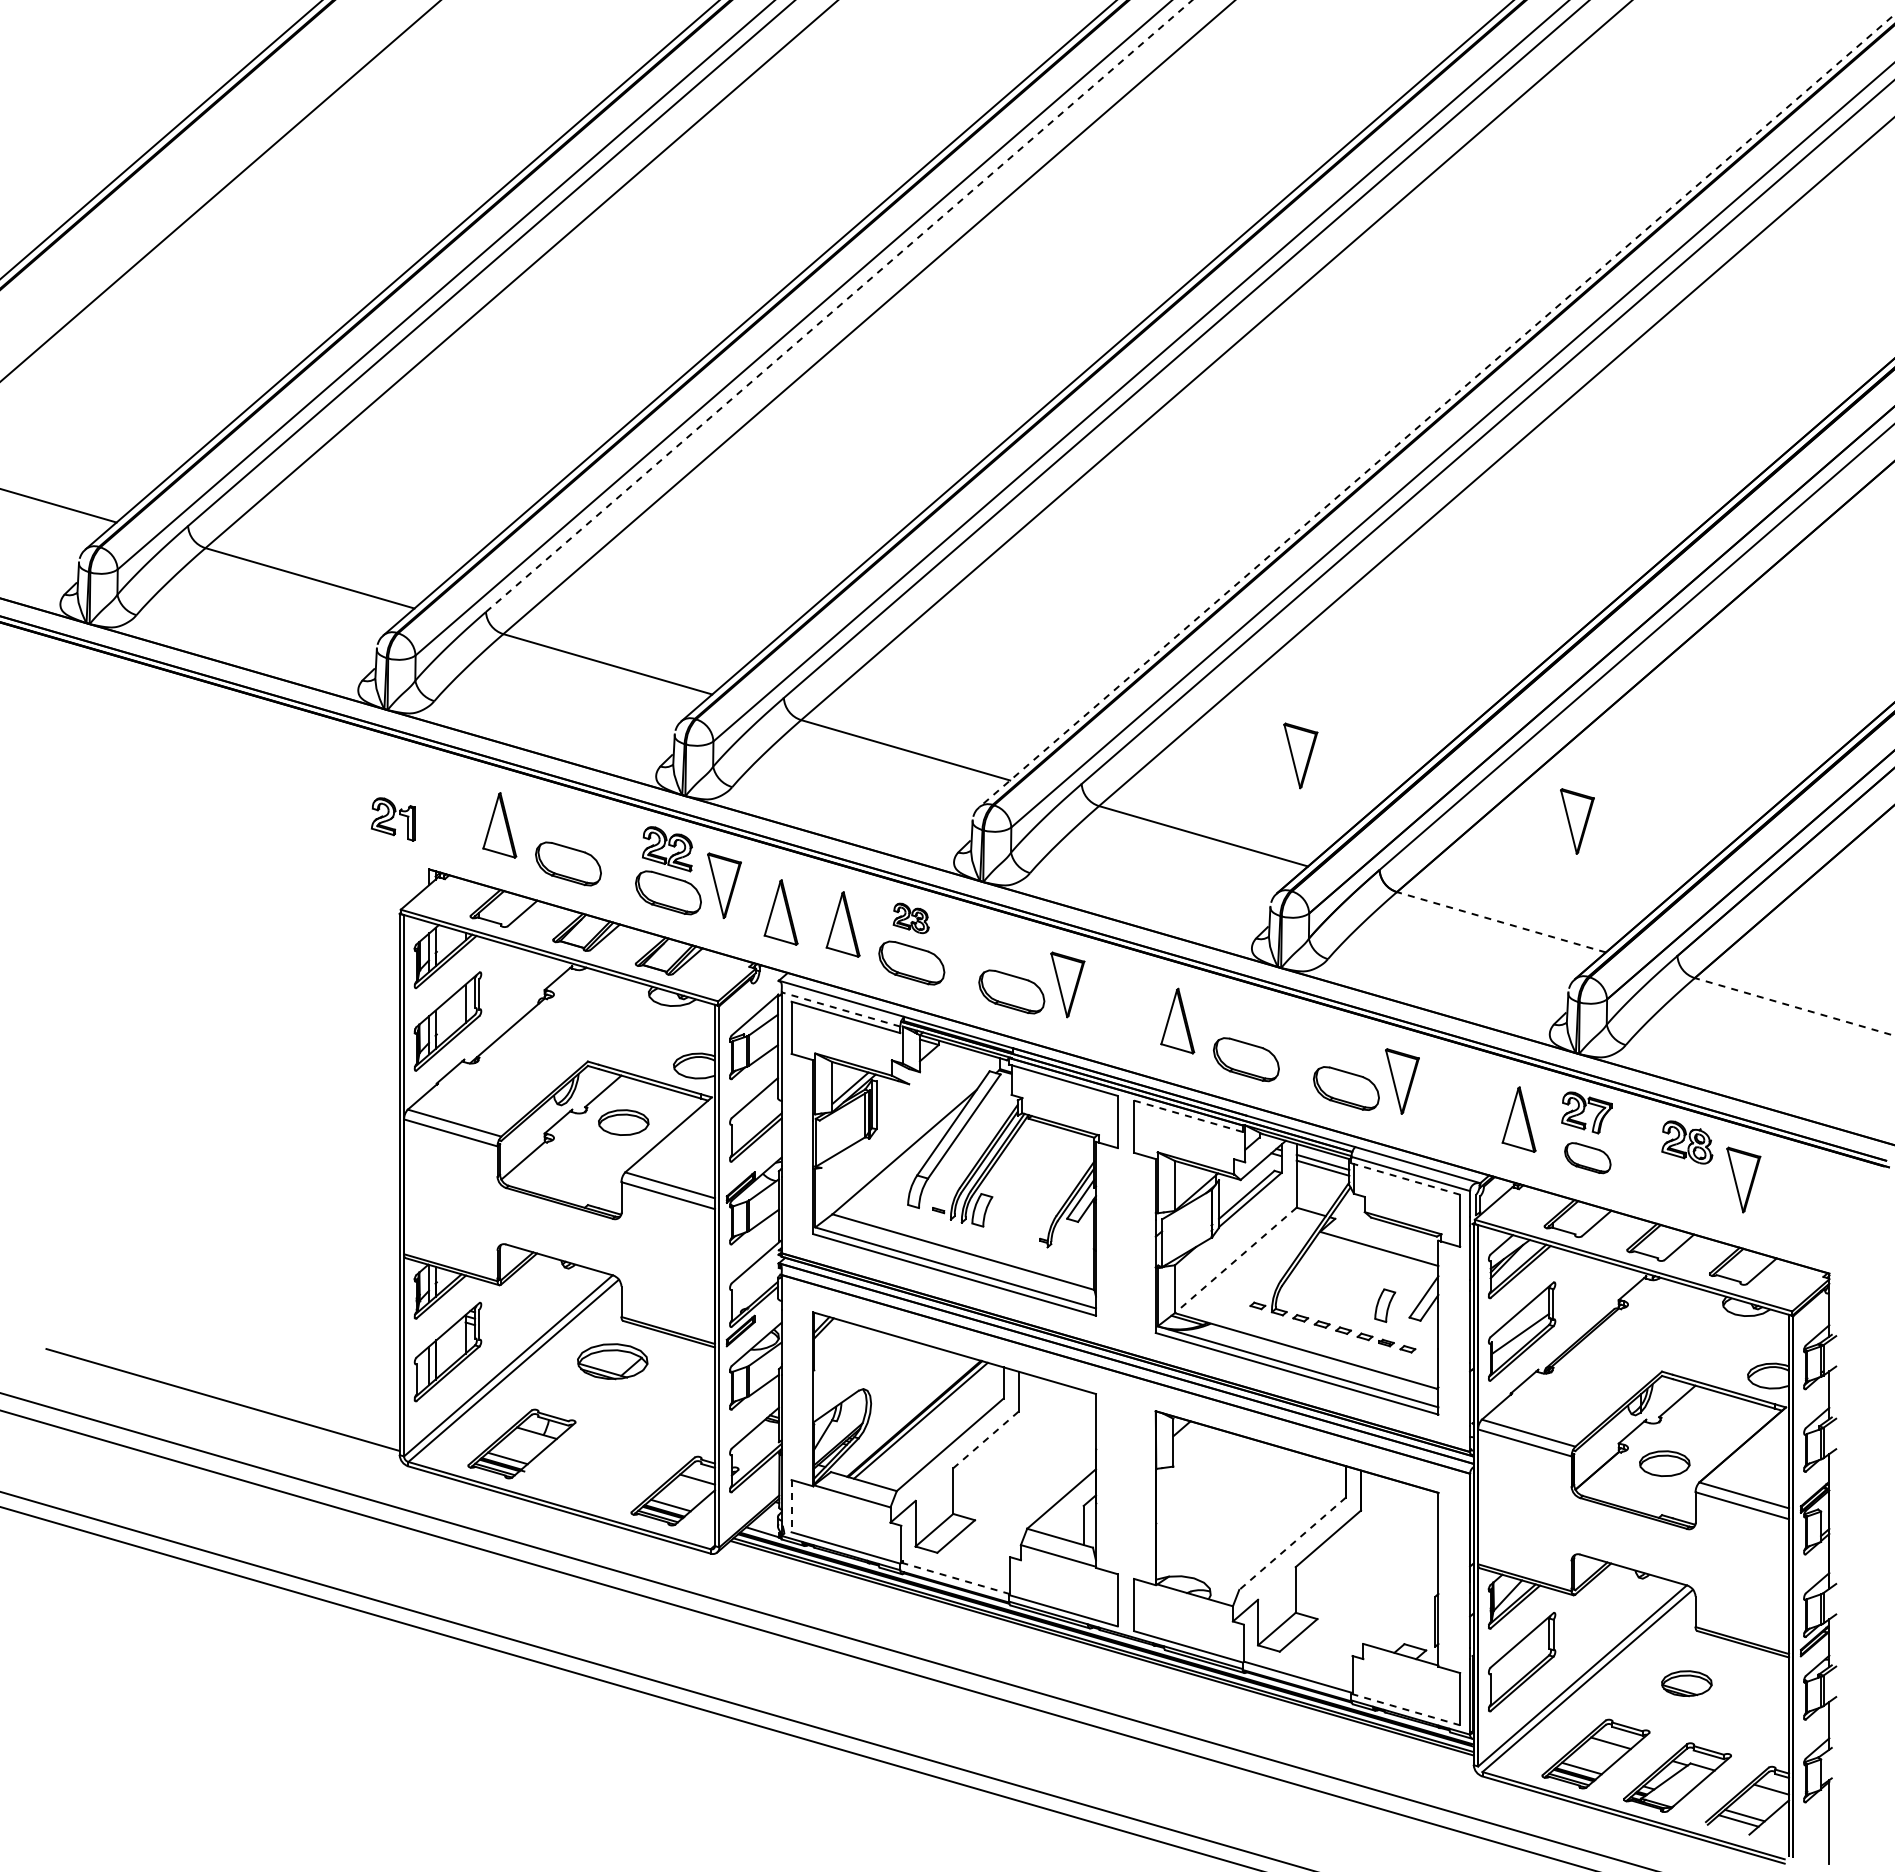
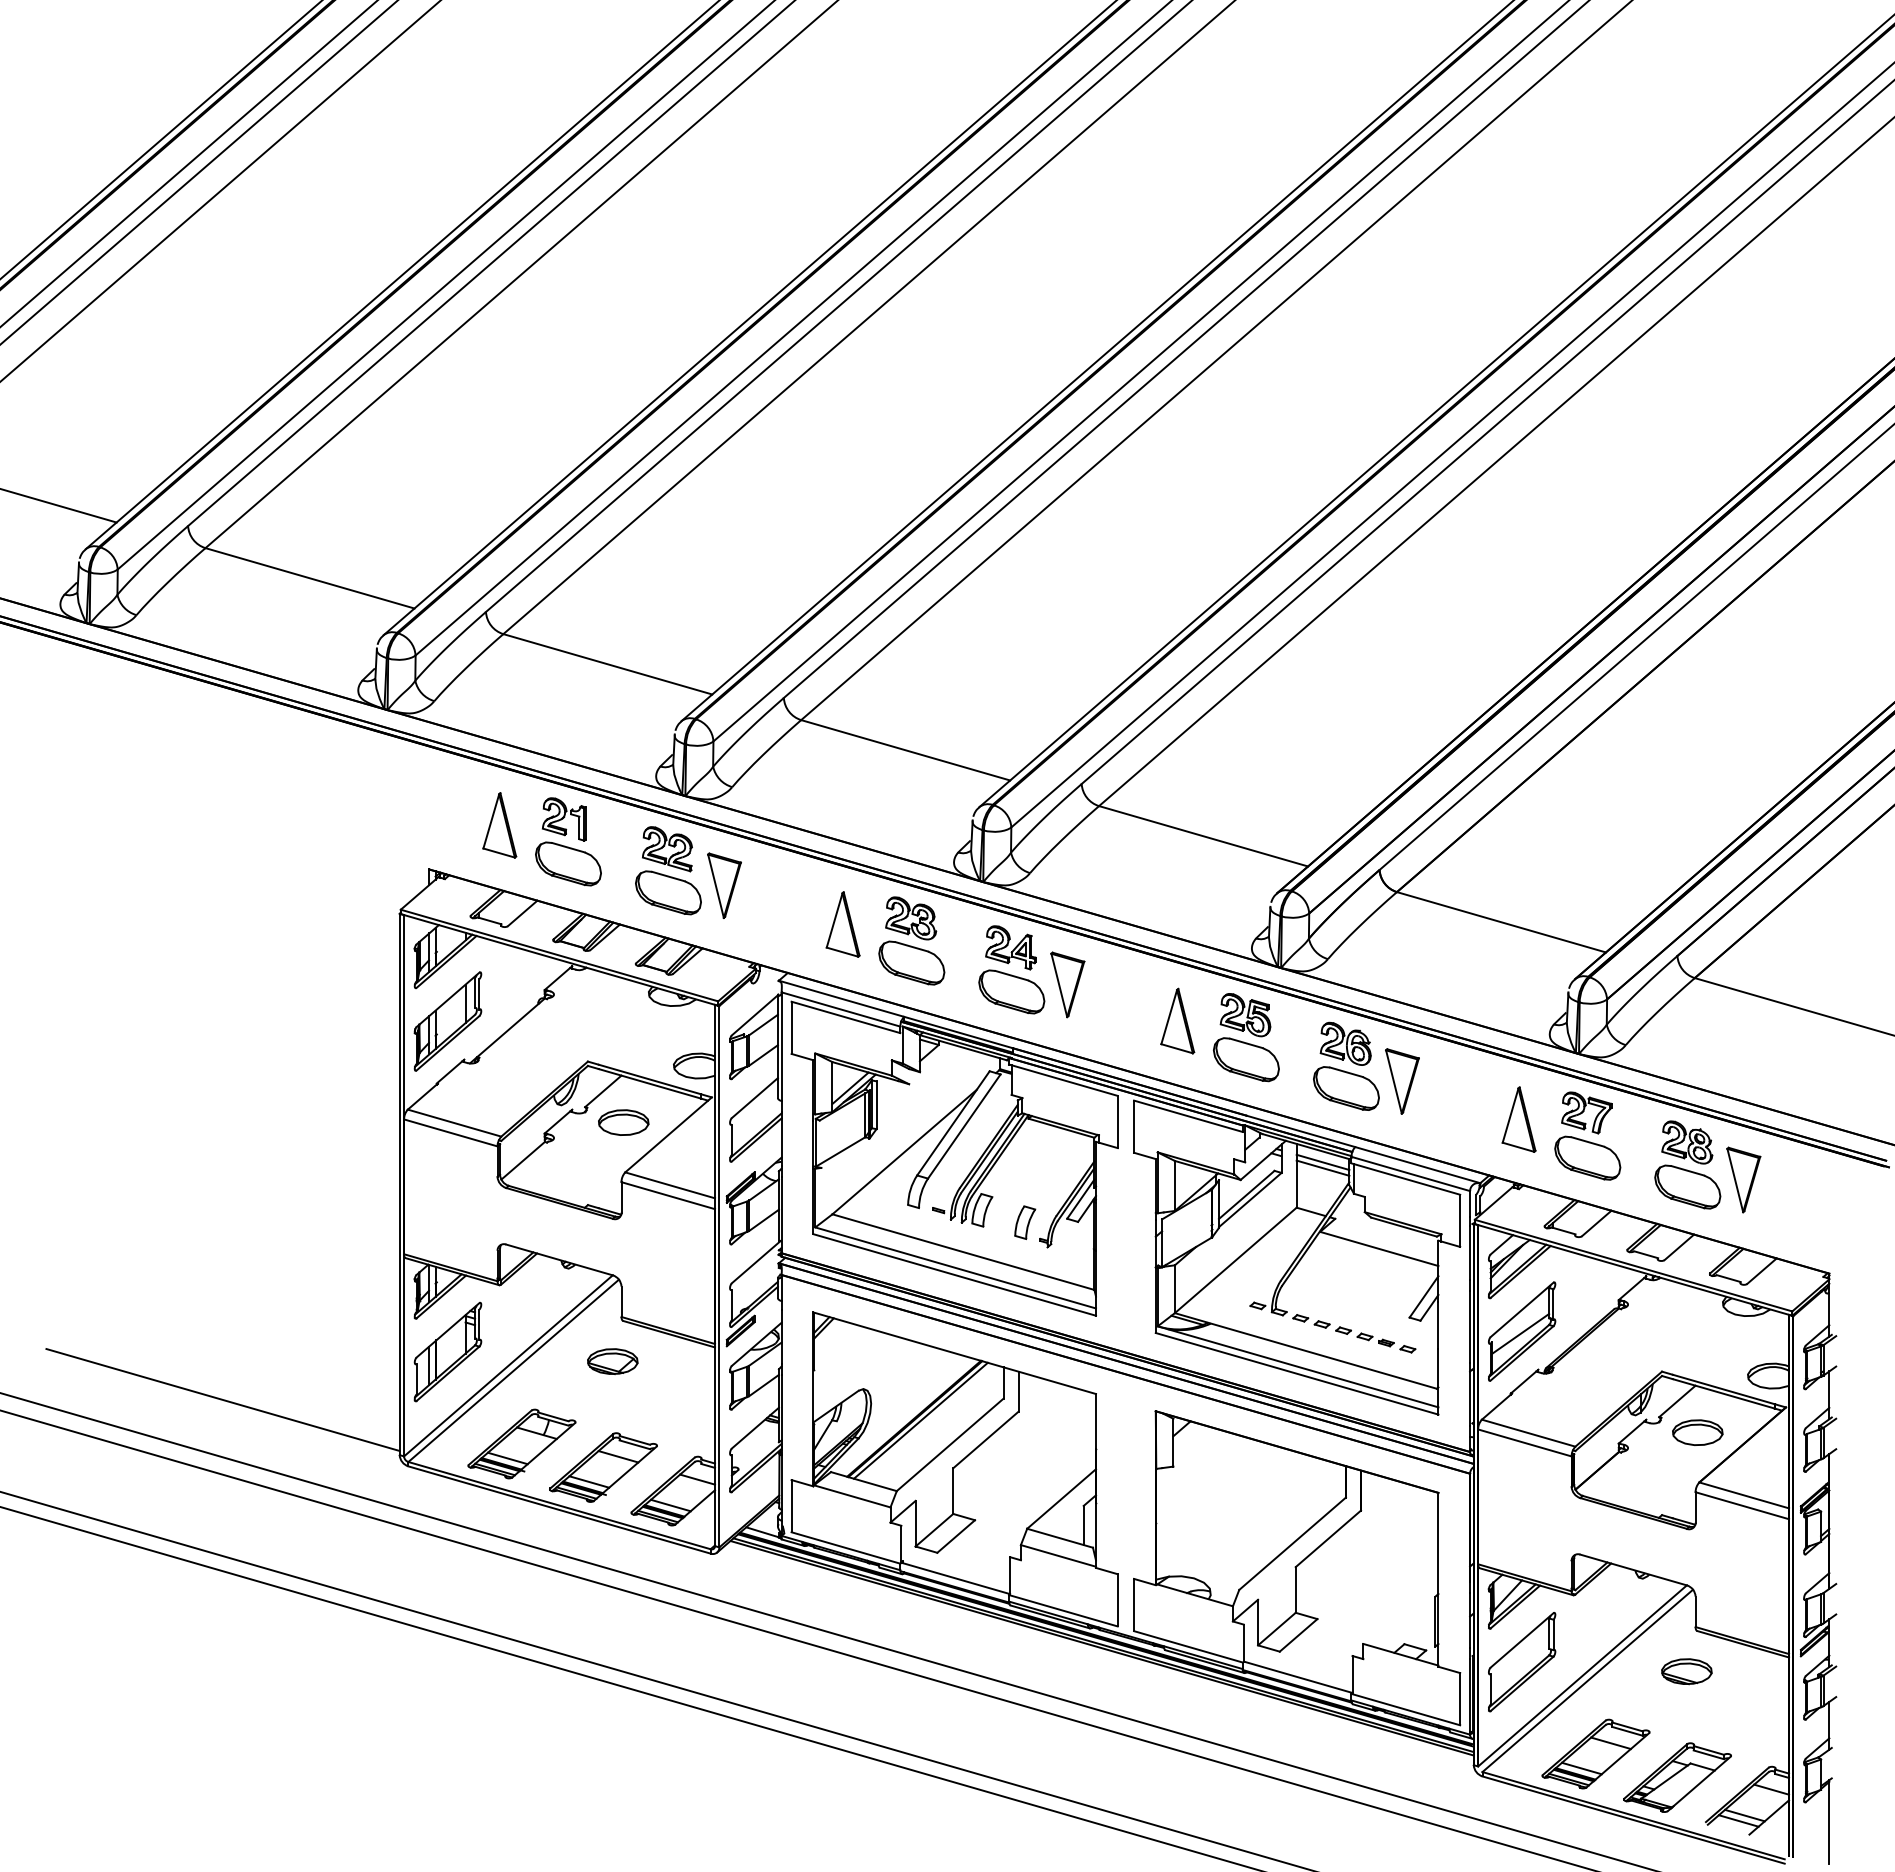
line: none -> present (188, 163)
line: none -> present (198, 172)
line: dashed -> solid (839, 305)
line: dashed -> solid (1436, 411)
part: present -> none (1300, 755)
part position: (393, 819) -> (564, 819) (564, 819)
part: present -> none (1577, 821)
part: present -> none (780, 912)
part size: 38x33 px -> 53x45 px (911, 918)
line: dashed -> solid (1501, 922)
part: none -> present (1010, 947)
line: dashed -> solid (1794, 1006)
line: dashed -> solid (841, 1009)
part: none -> present (1245, 1015)
part: none -> present (1345, 1043)
line: dashed -> solid (1188, 1116)
part size: 48x33 px -> 68x46 px (1587, 1157)
line: dashed -> solid (1405, 1179)
part: none -> present (1687, 1186)
line: dashed -> solid (1235, 1260)
part position: (1385, 1305) -> (1025, 1222) (1025, 1222)
part size: 72x38 px -> 52x27 px (612, 1361)
line: dashed -> solid (985, 1440)
part position: (1664, 1463) -> (1697, 1432) (1697, 1432)
part: none -> present (603, 1467)
line: dashed -> solid (791, 1506)
line: dashed -> solid (1292, 1543)
line: dashed -> solid (955, 1578)
part position: (1686, 1683) -> (1686, 1671) (1686, 1671)
line: dashed -> solid (1405, 1709)
